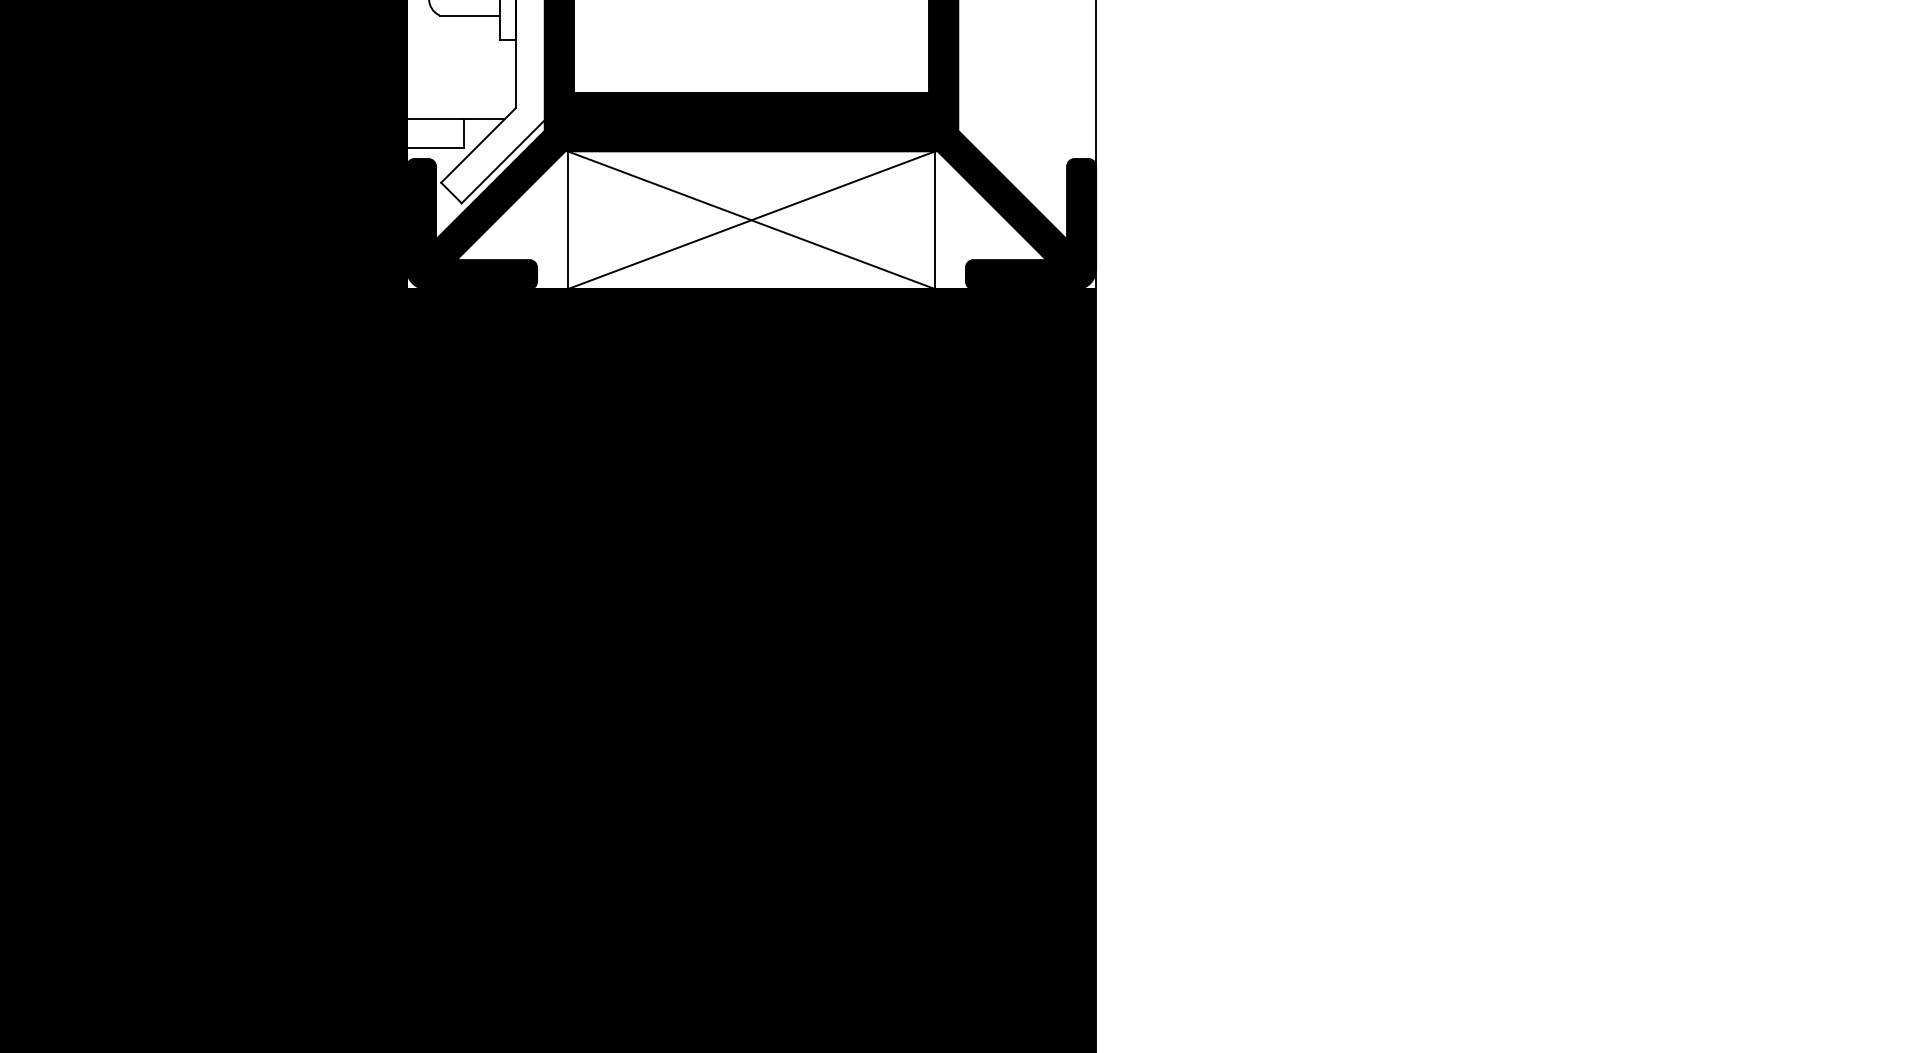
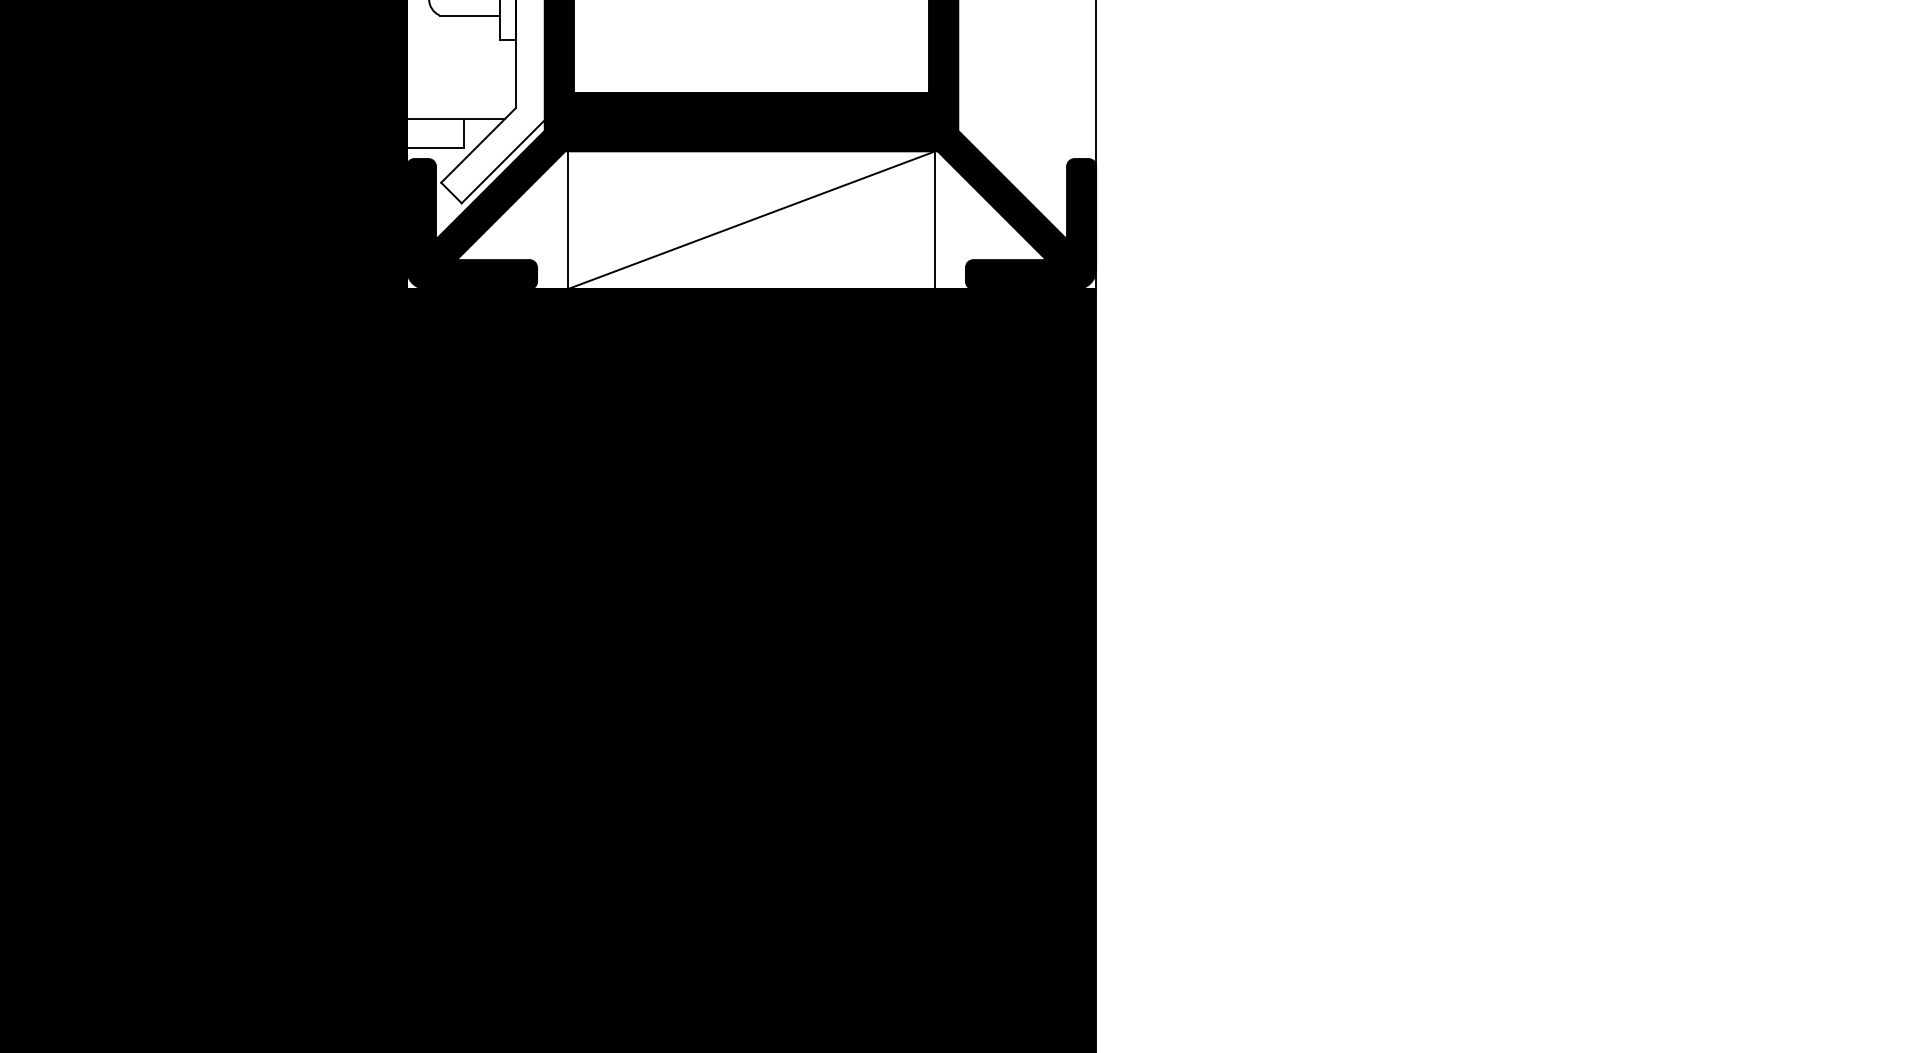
line: present -> none (751, 220)
